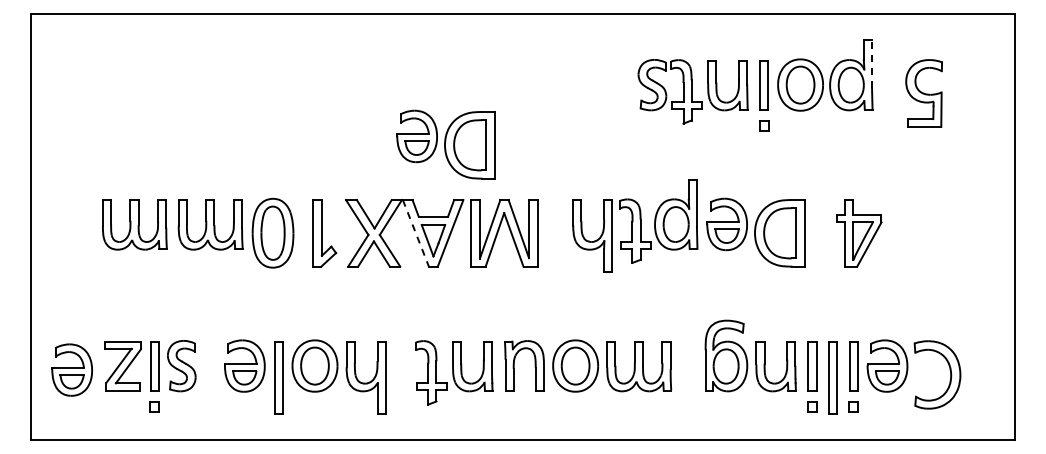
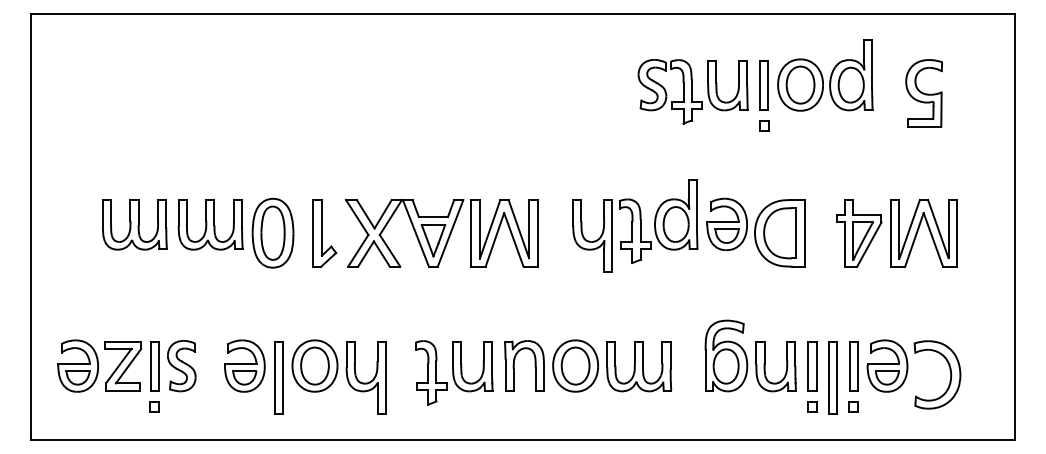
line: dashed -> solid (872, 64)
part: present -> none (445, 144)
line: dashed -> solid (415, 233)
part: none -> present (923, 233)
part position: (71, 369) -> (77, 365) (77, 365)
